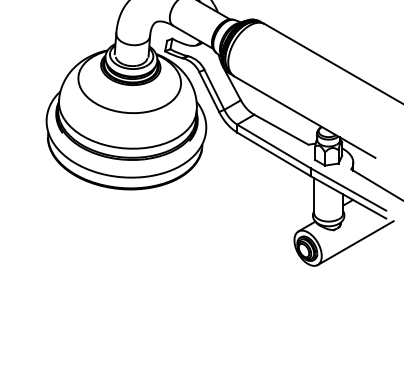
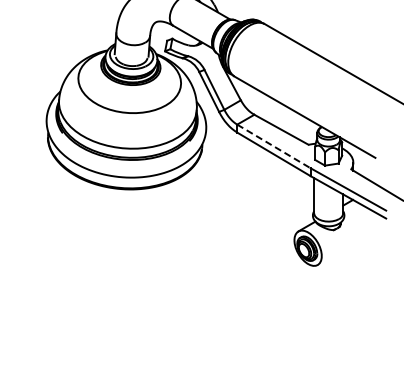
line: solid -> dashed (273, 146)
line: present -> none (355, 243)
